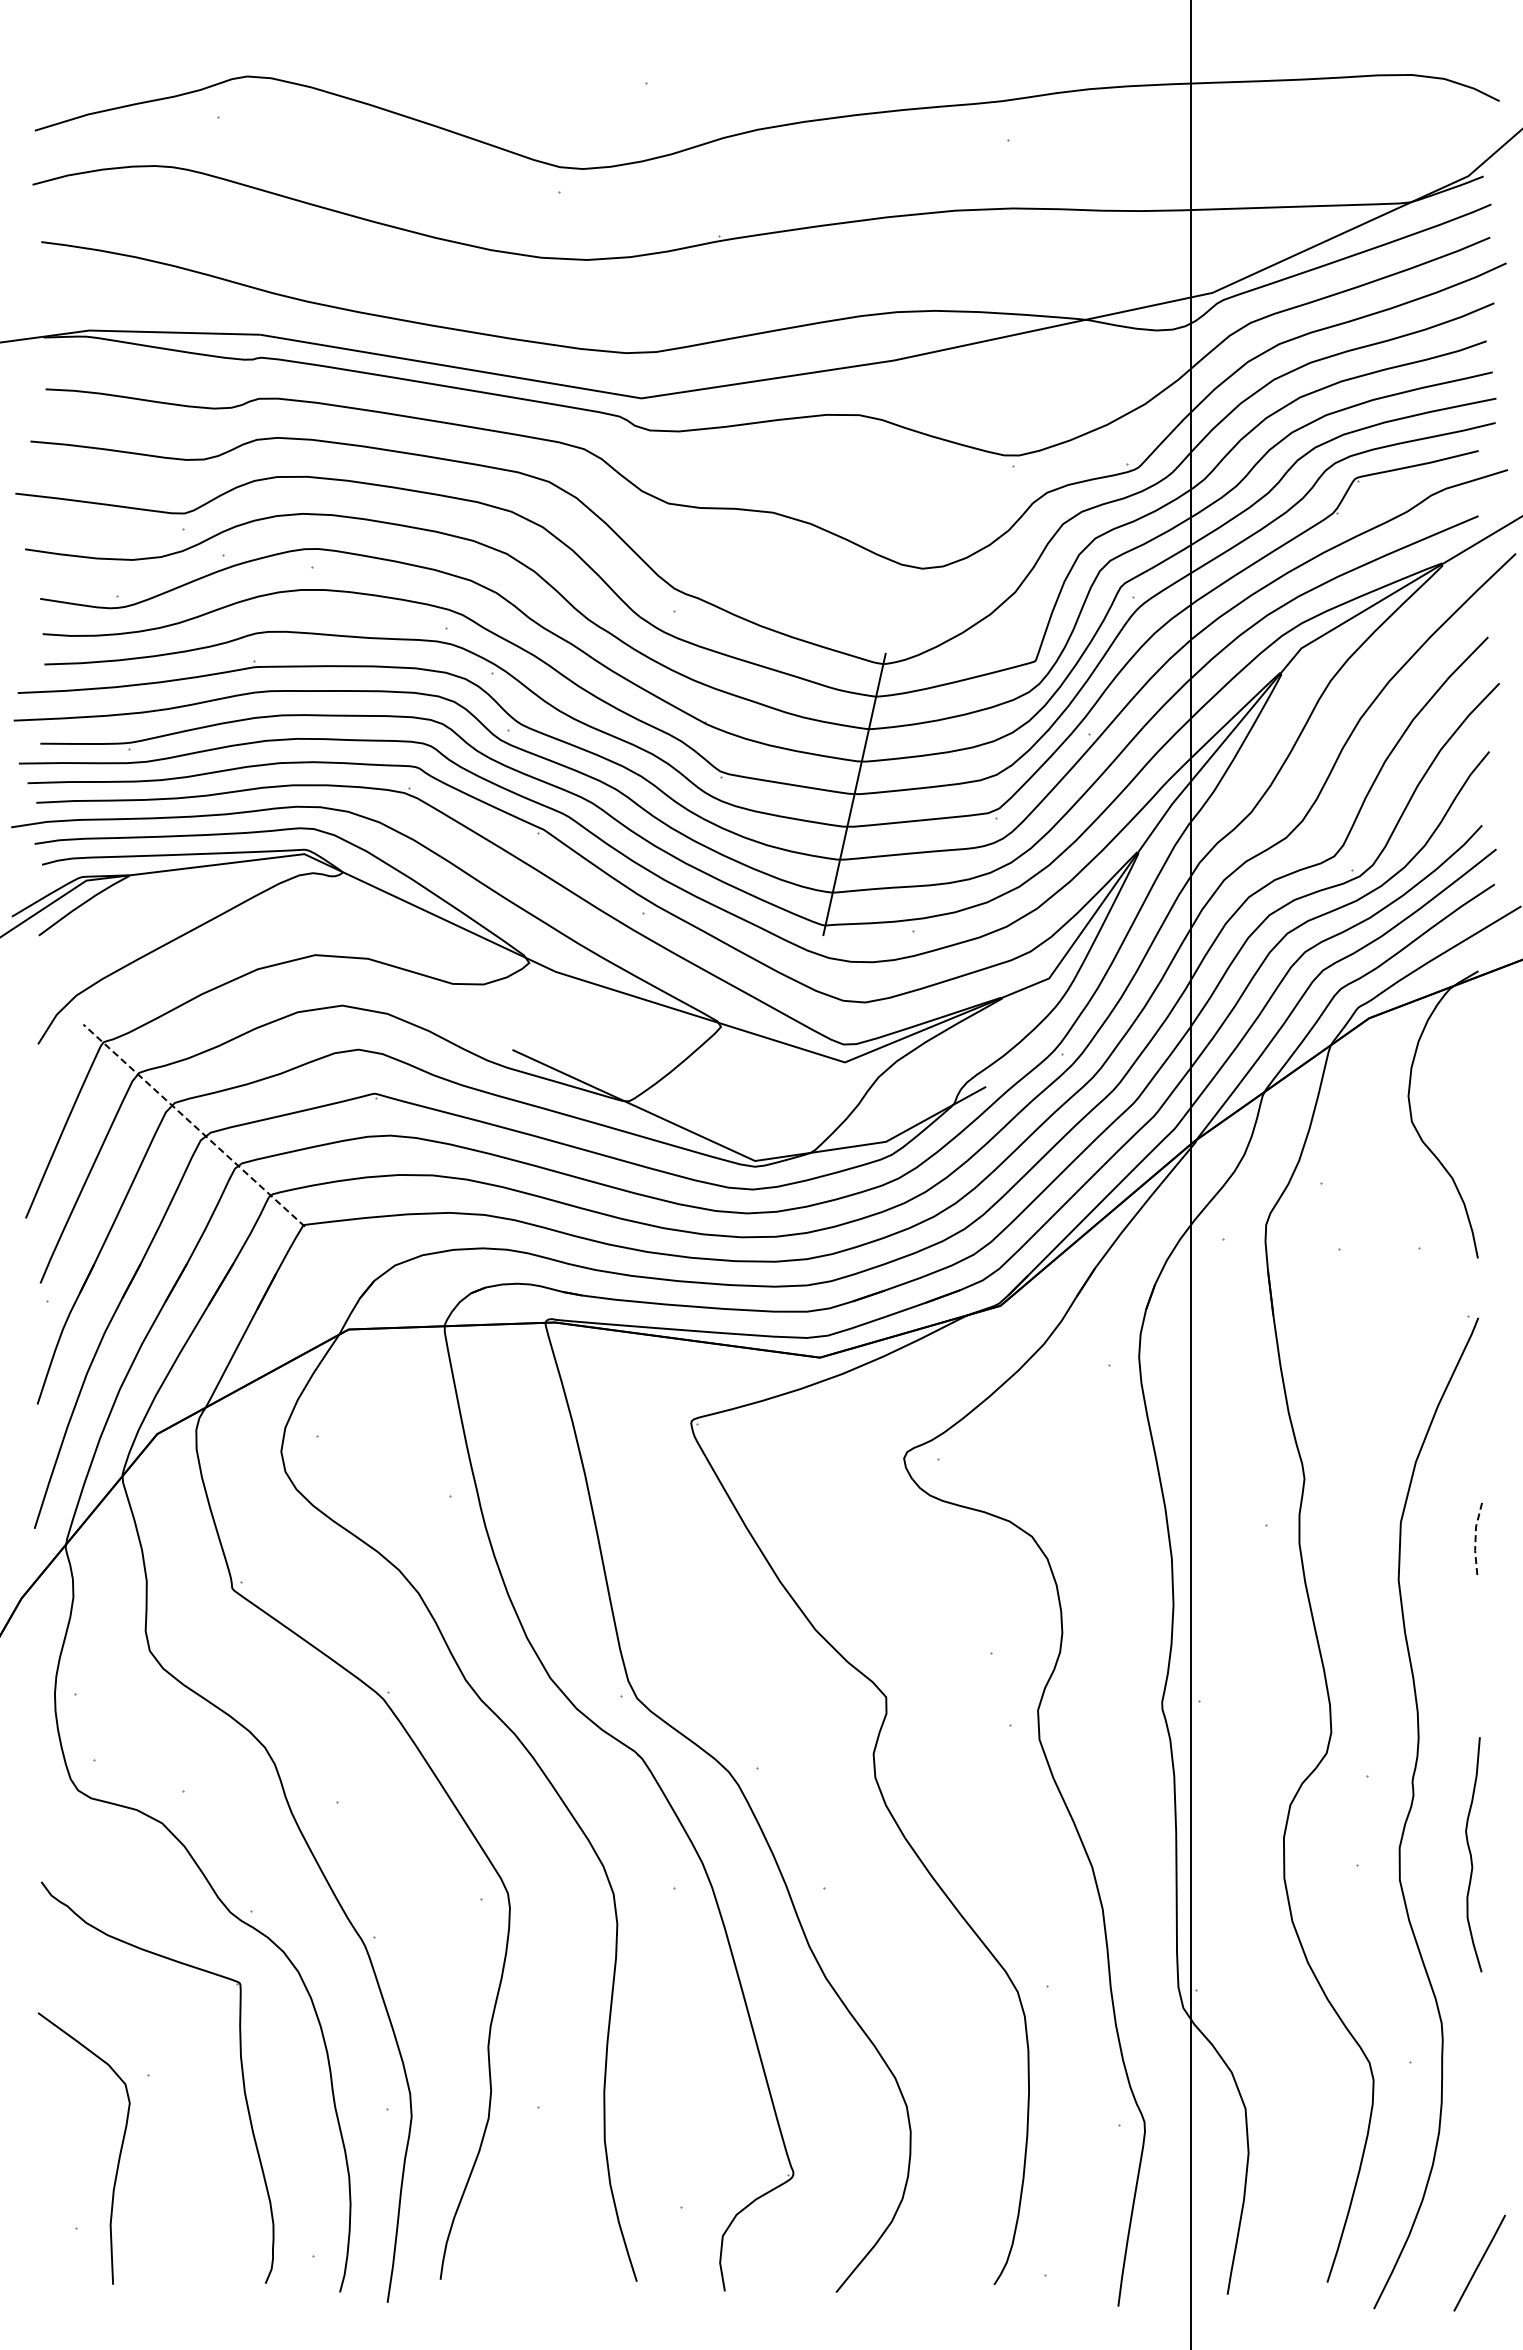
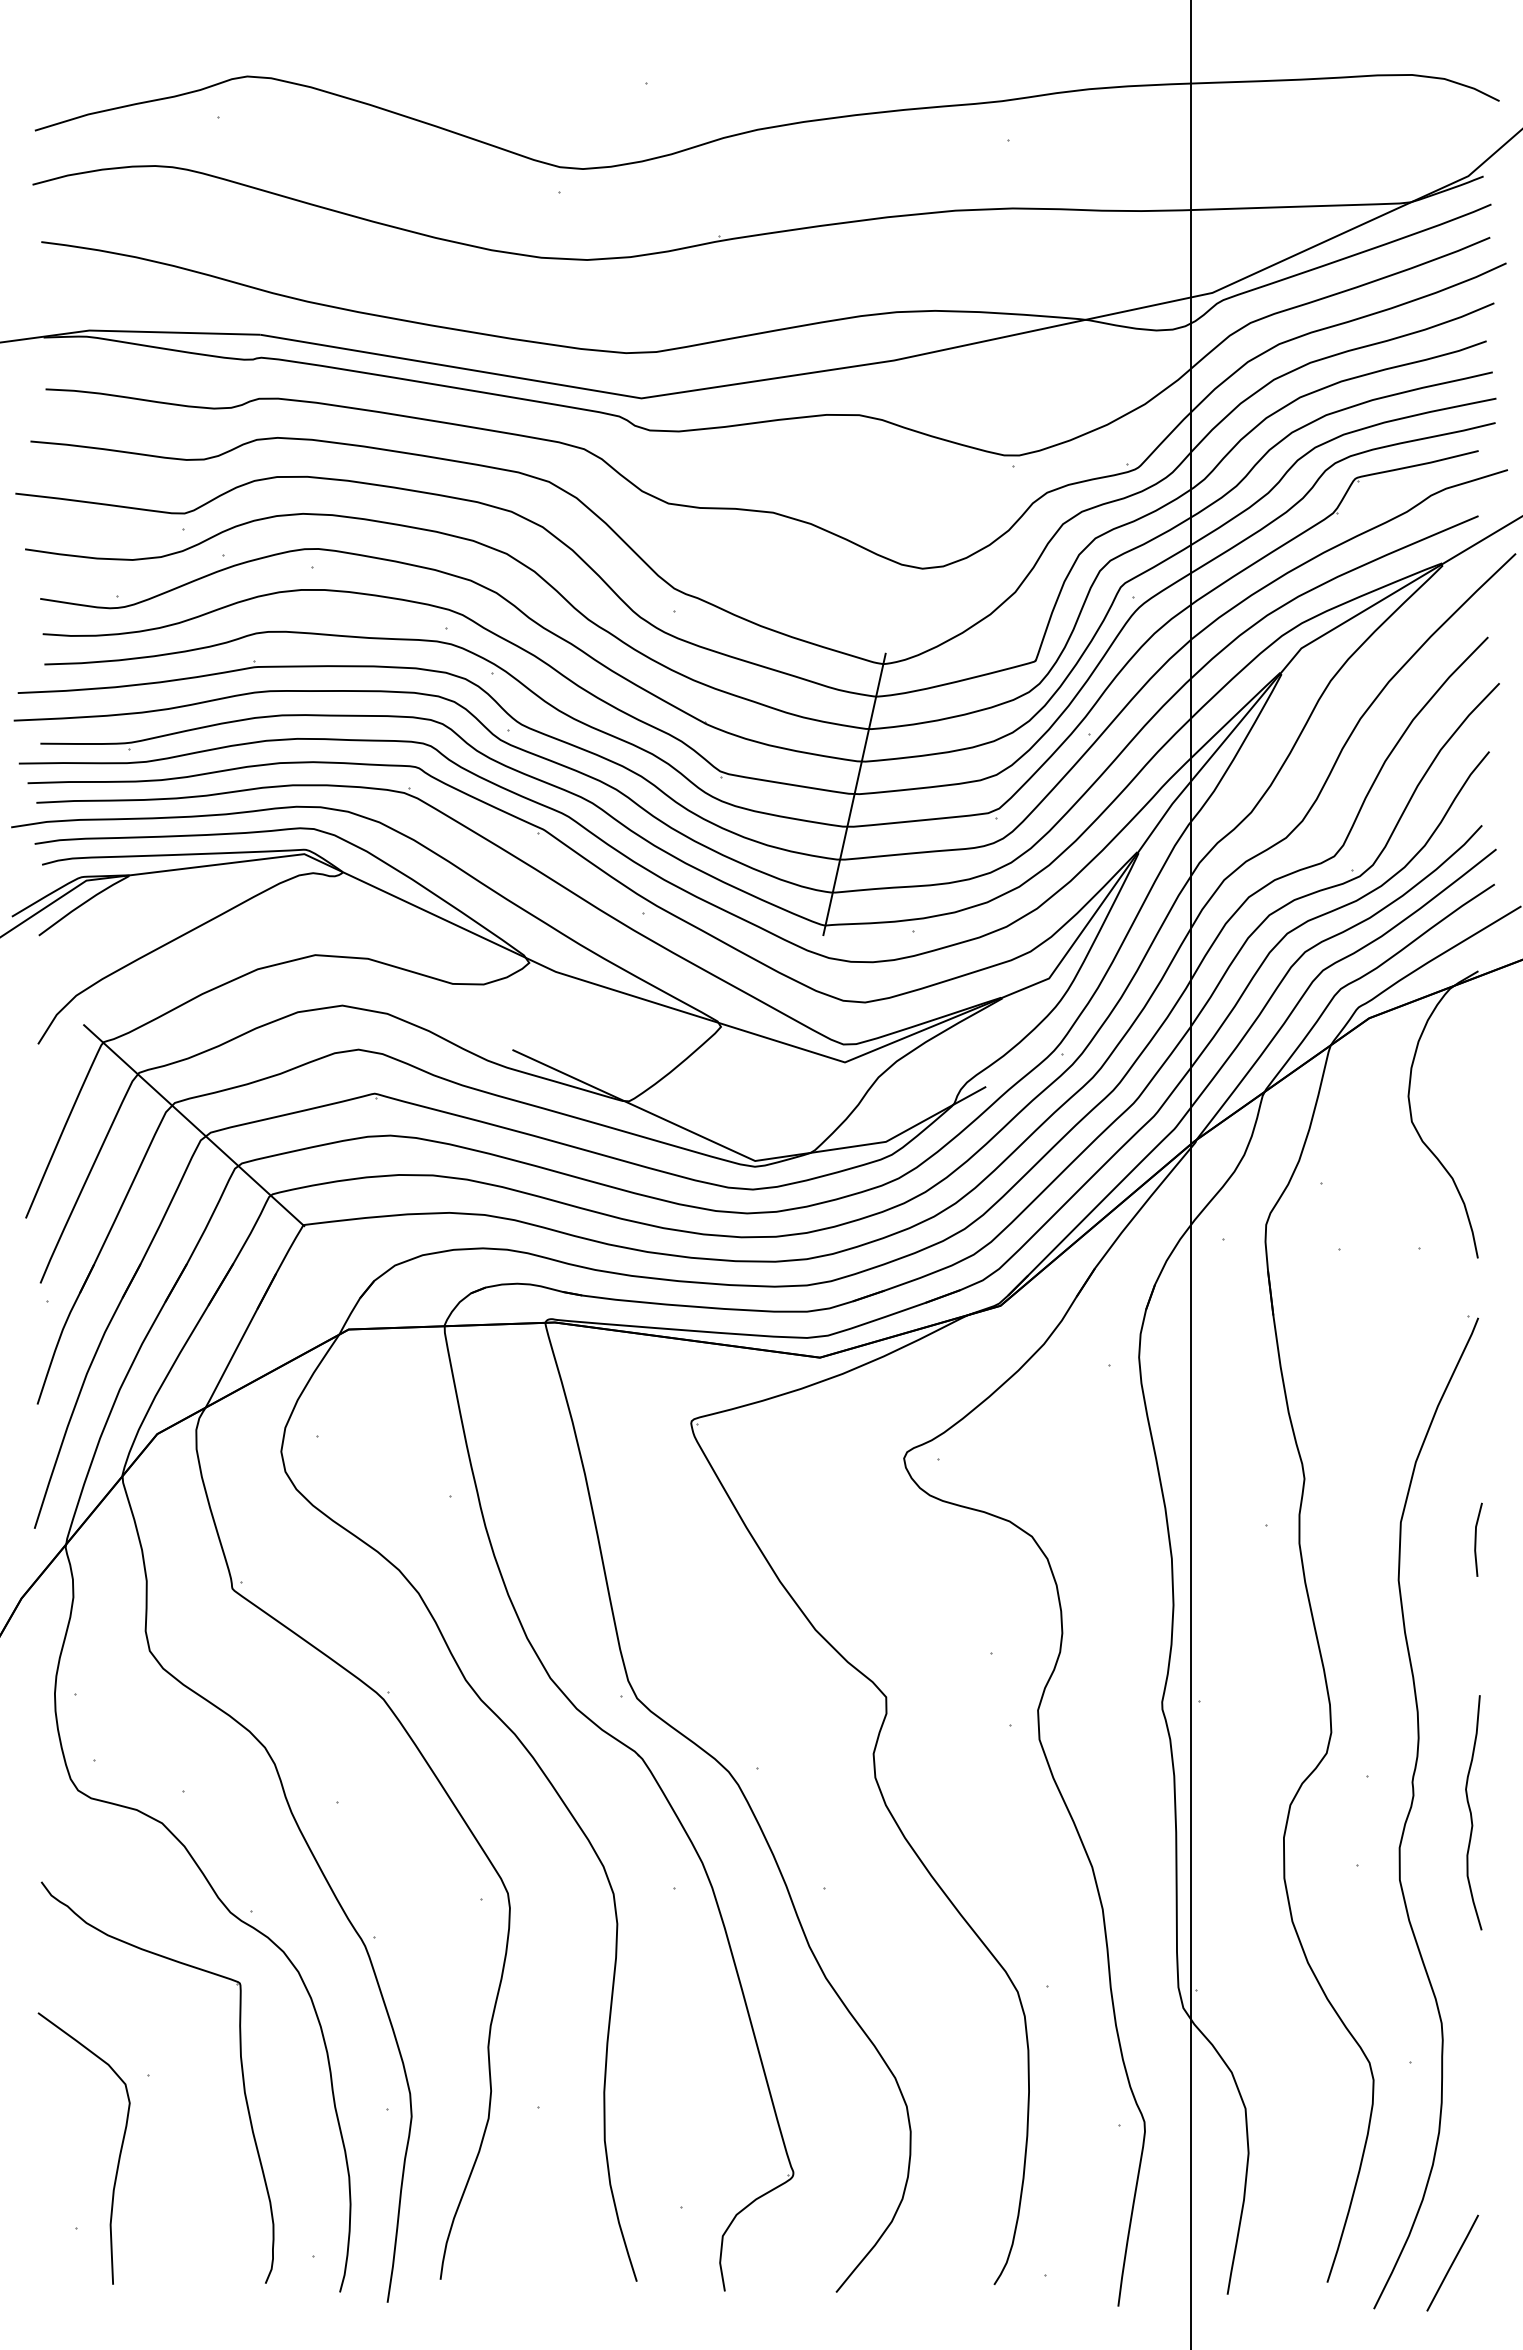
line: dashed -> solid (194, 1125)
line: dashed -> solid (1475, 1539)
curve position: (1471, 1854) -> (1471, 1812) (1471, 1812)
line position: (1479, 2262) -> (1452, 2262) (1452, 2262)
